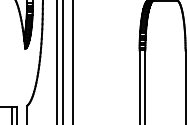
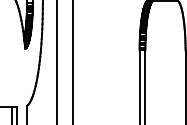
line: present -> none (63, 61)
